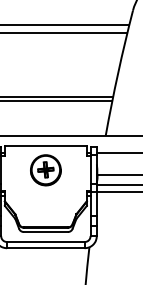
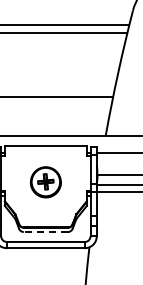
line: present -> none (57, 101)
part position: (45, 170) -> (45, 182) (45, 182)
line: solid -> dashed (45, 232)
